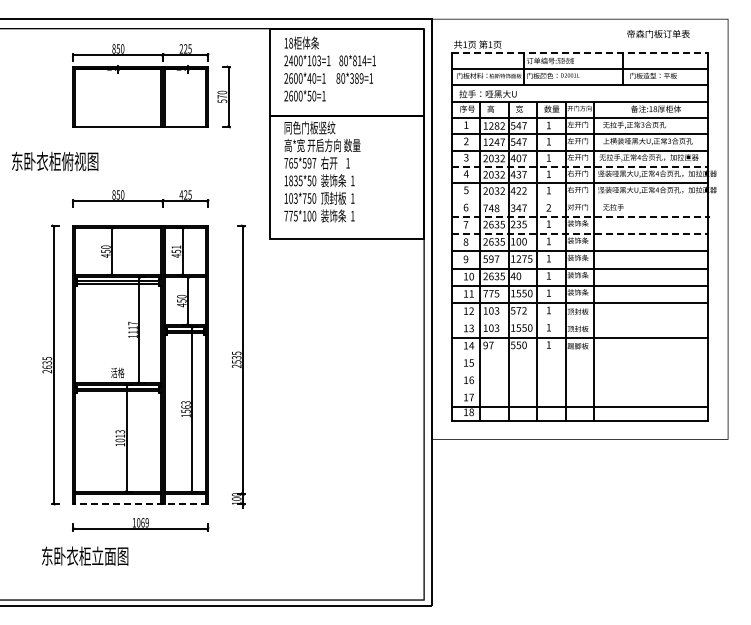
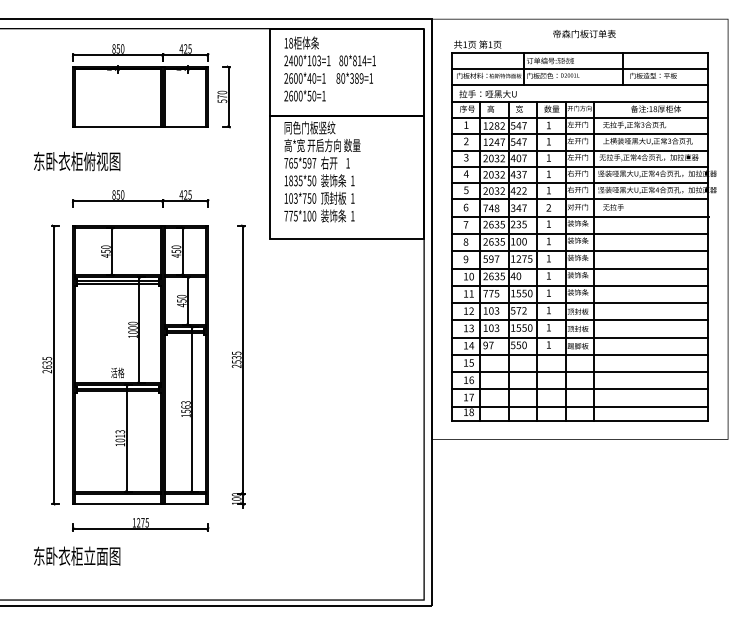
text position: (658, 34) -> (584, 34) (584, 34)
text: 225 -> 425 (181, 48)
line: dashed -> solid (580, 52)
text position: (55, 160) -> (77, 160) (77, 160)
line: dashed -> solid (580, 166)
line: none -> present (579, 199)
line: dashed -> solid (580, 216)
line: dashed -> solid (580, 233)
text: 451 -> 450 (176, 246)
line: none -> present (579, 320)
text: 1117 -> 1000 (132, 327)
line: none -> present (579, 354)
line: none -> present (579, 372)
line: none -> present (579, 389)
line: dashed -> solid (140, 504)
text: 1069 -> 1275 (142, 522)
text position: (85, 555) -> (77, 555) (77, 555)
